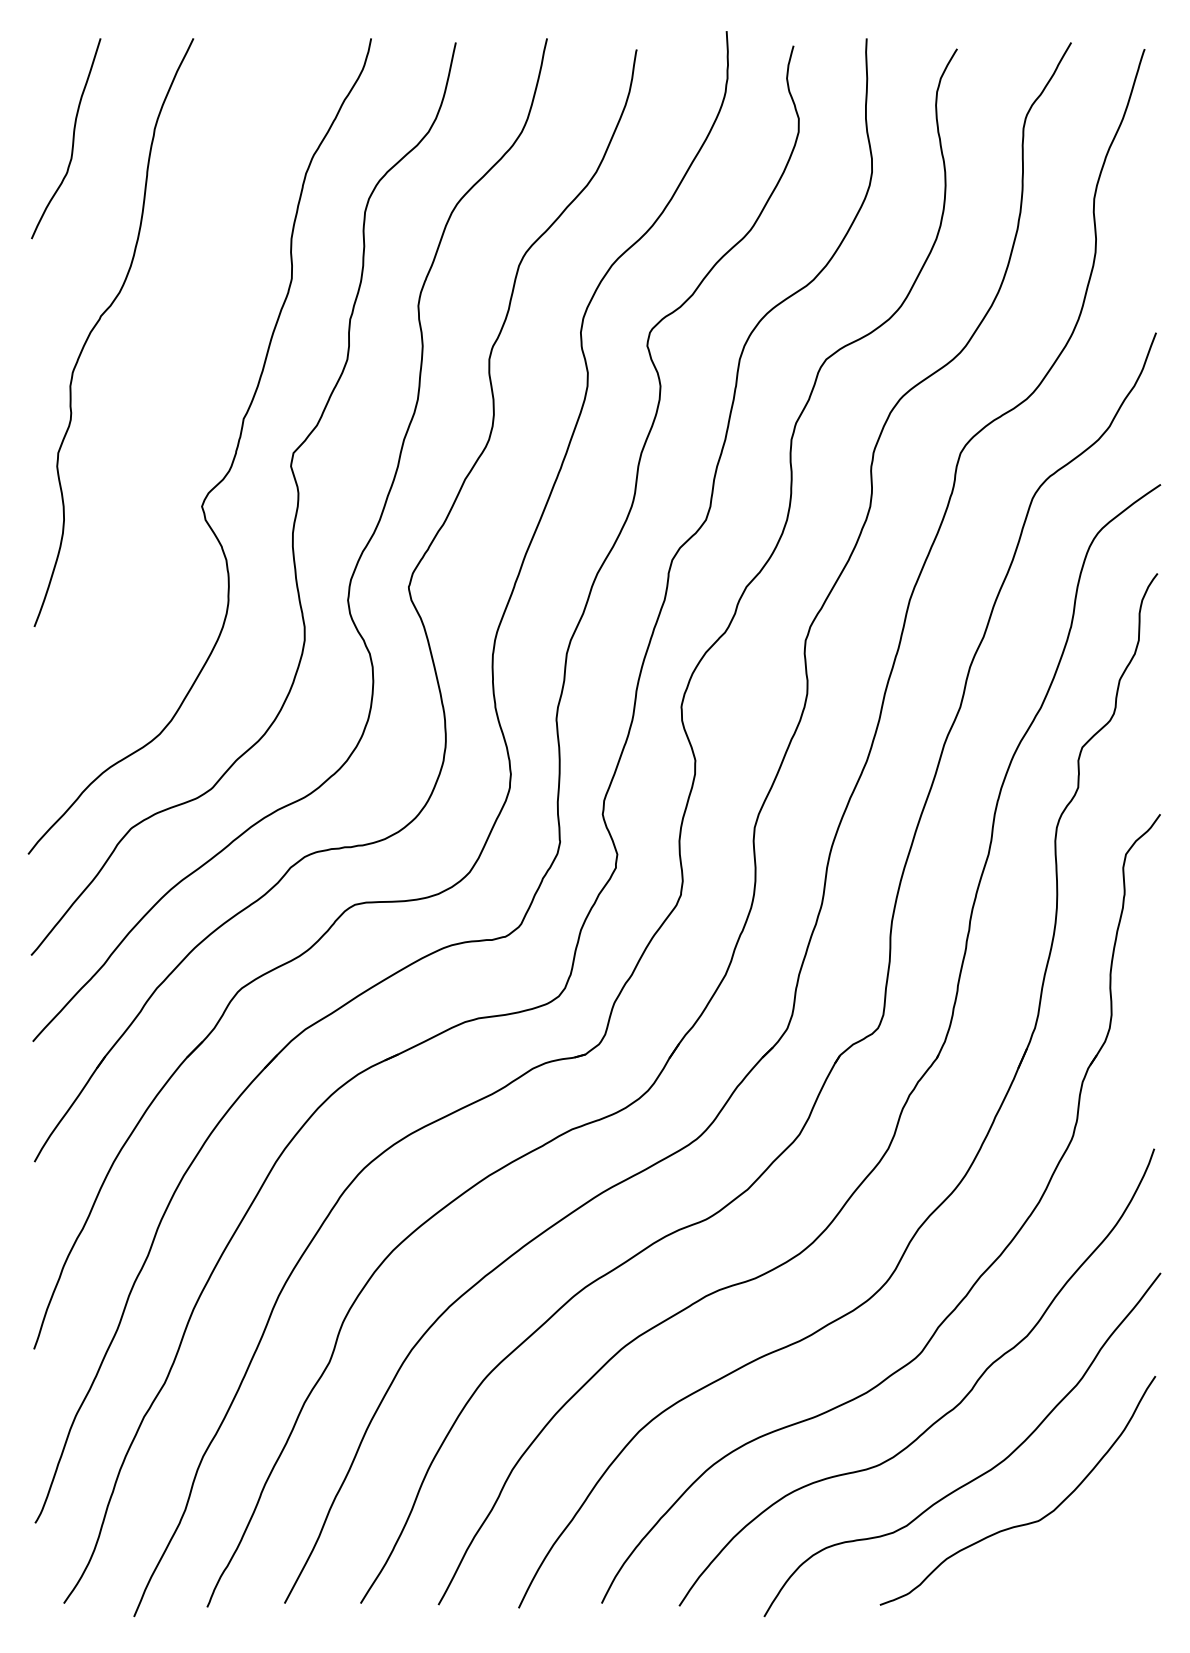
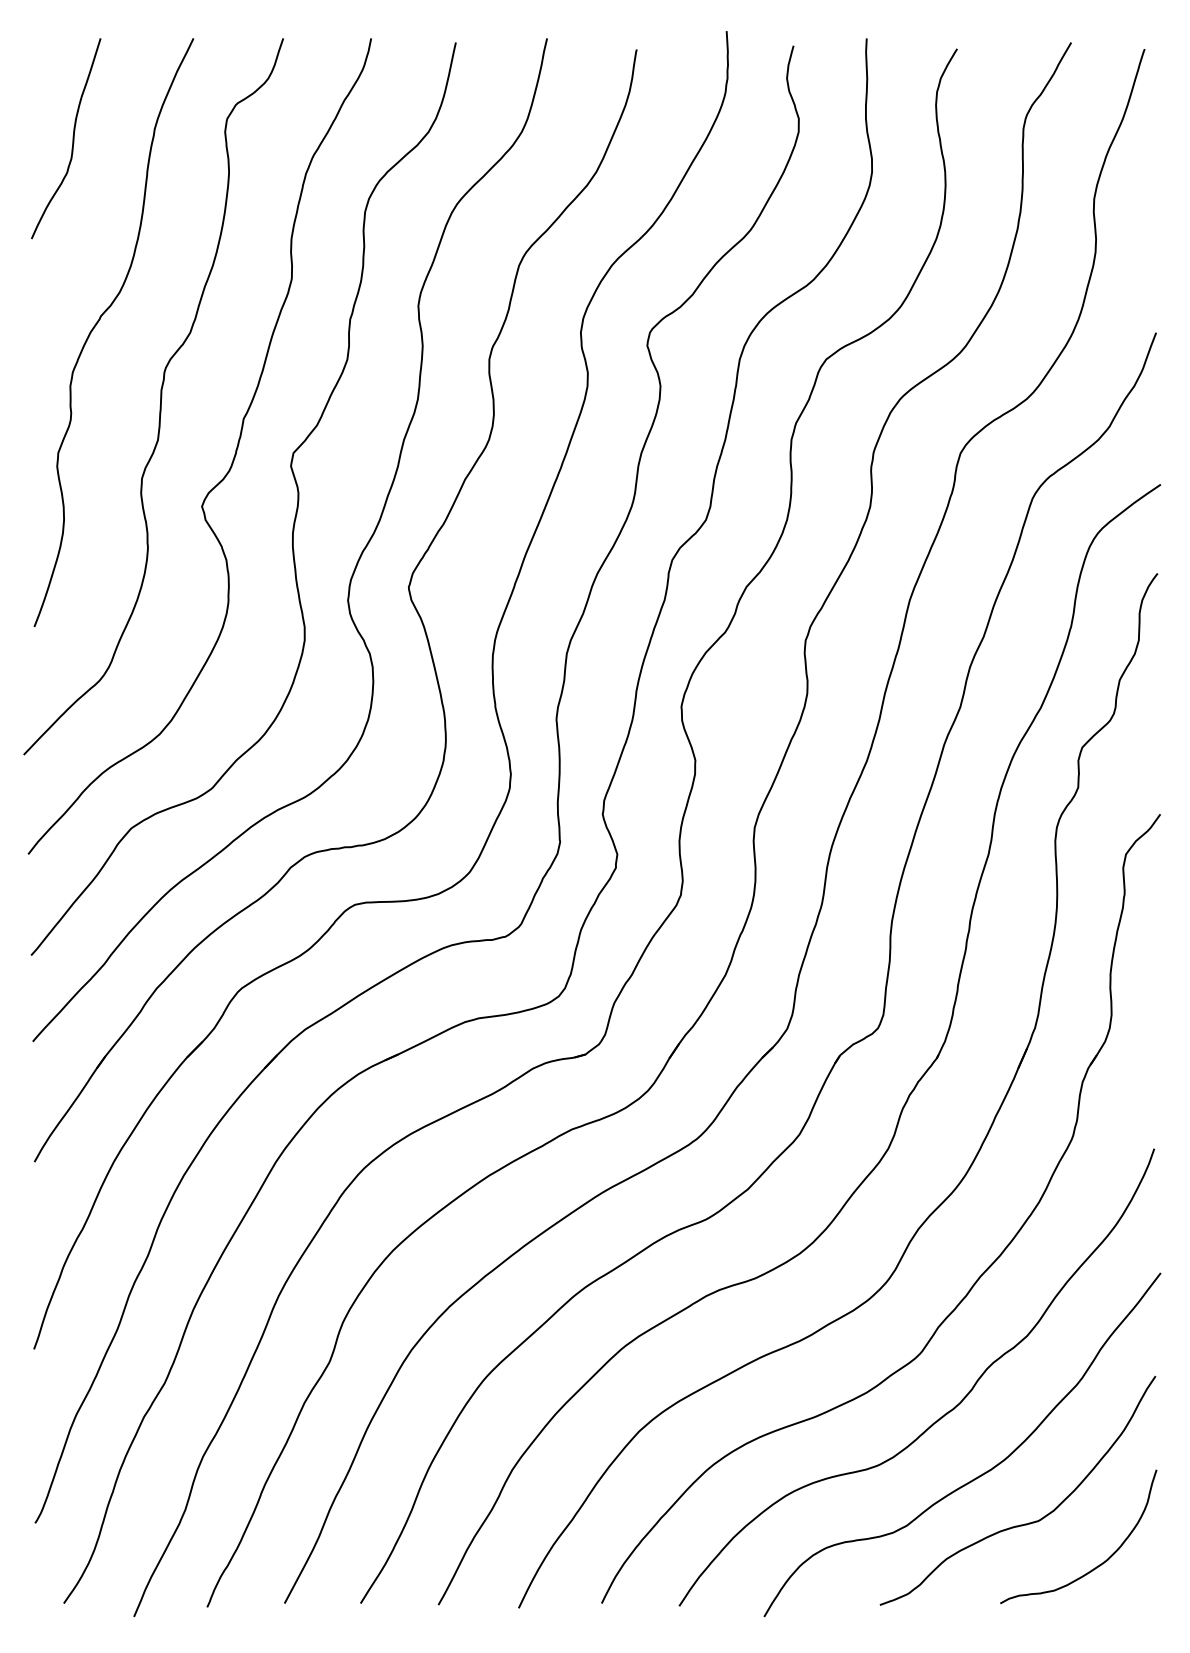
curve: none -> present (160, 396)
curve: none -> present (1097, 1565)
